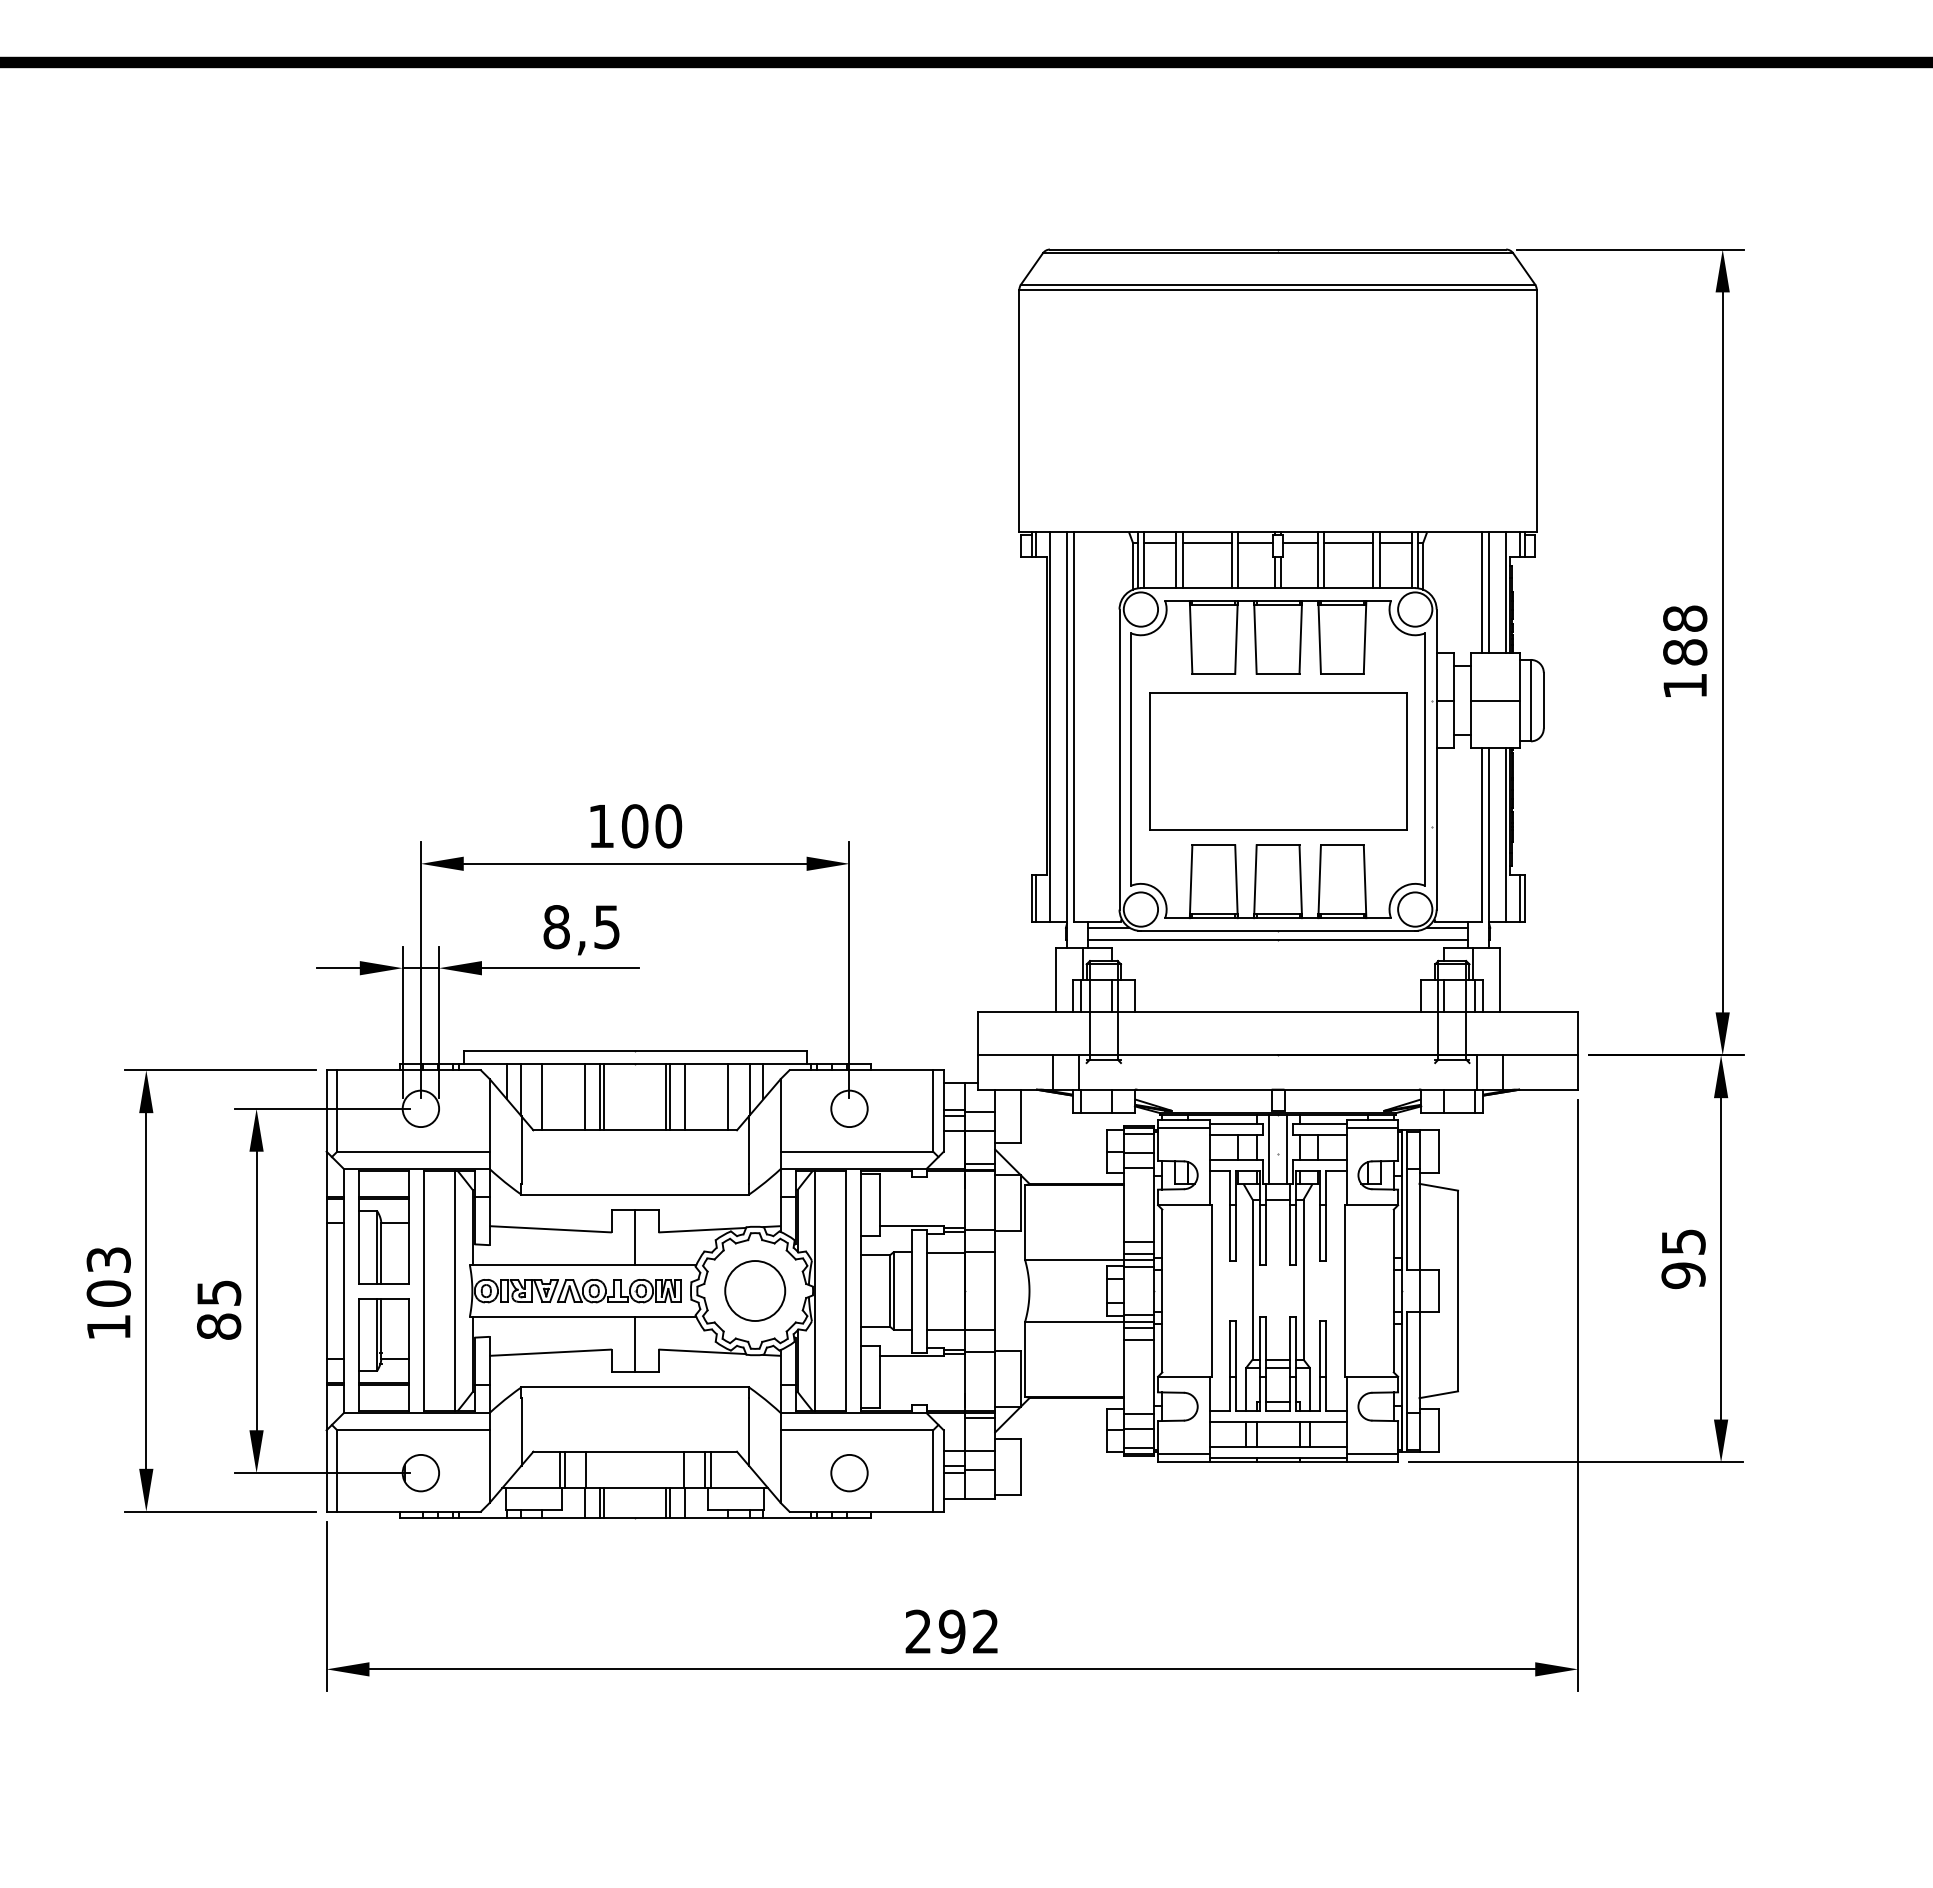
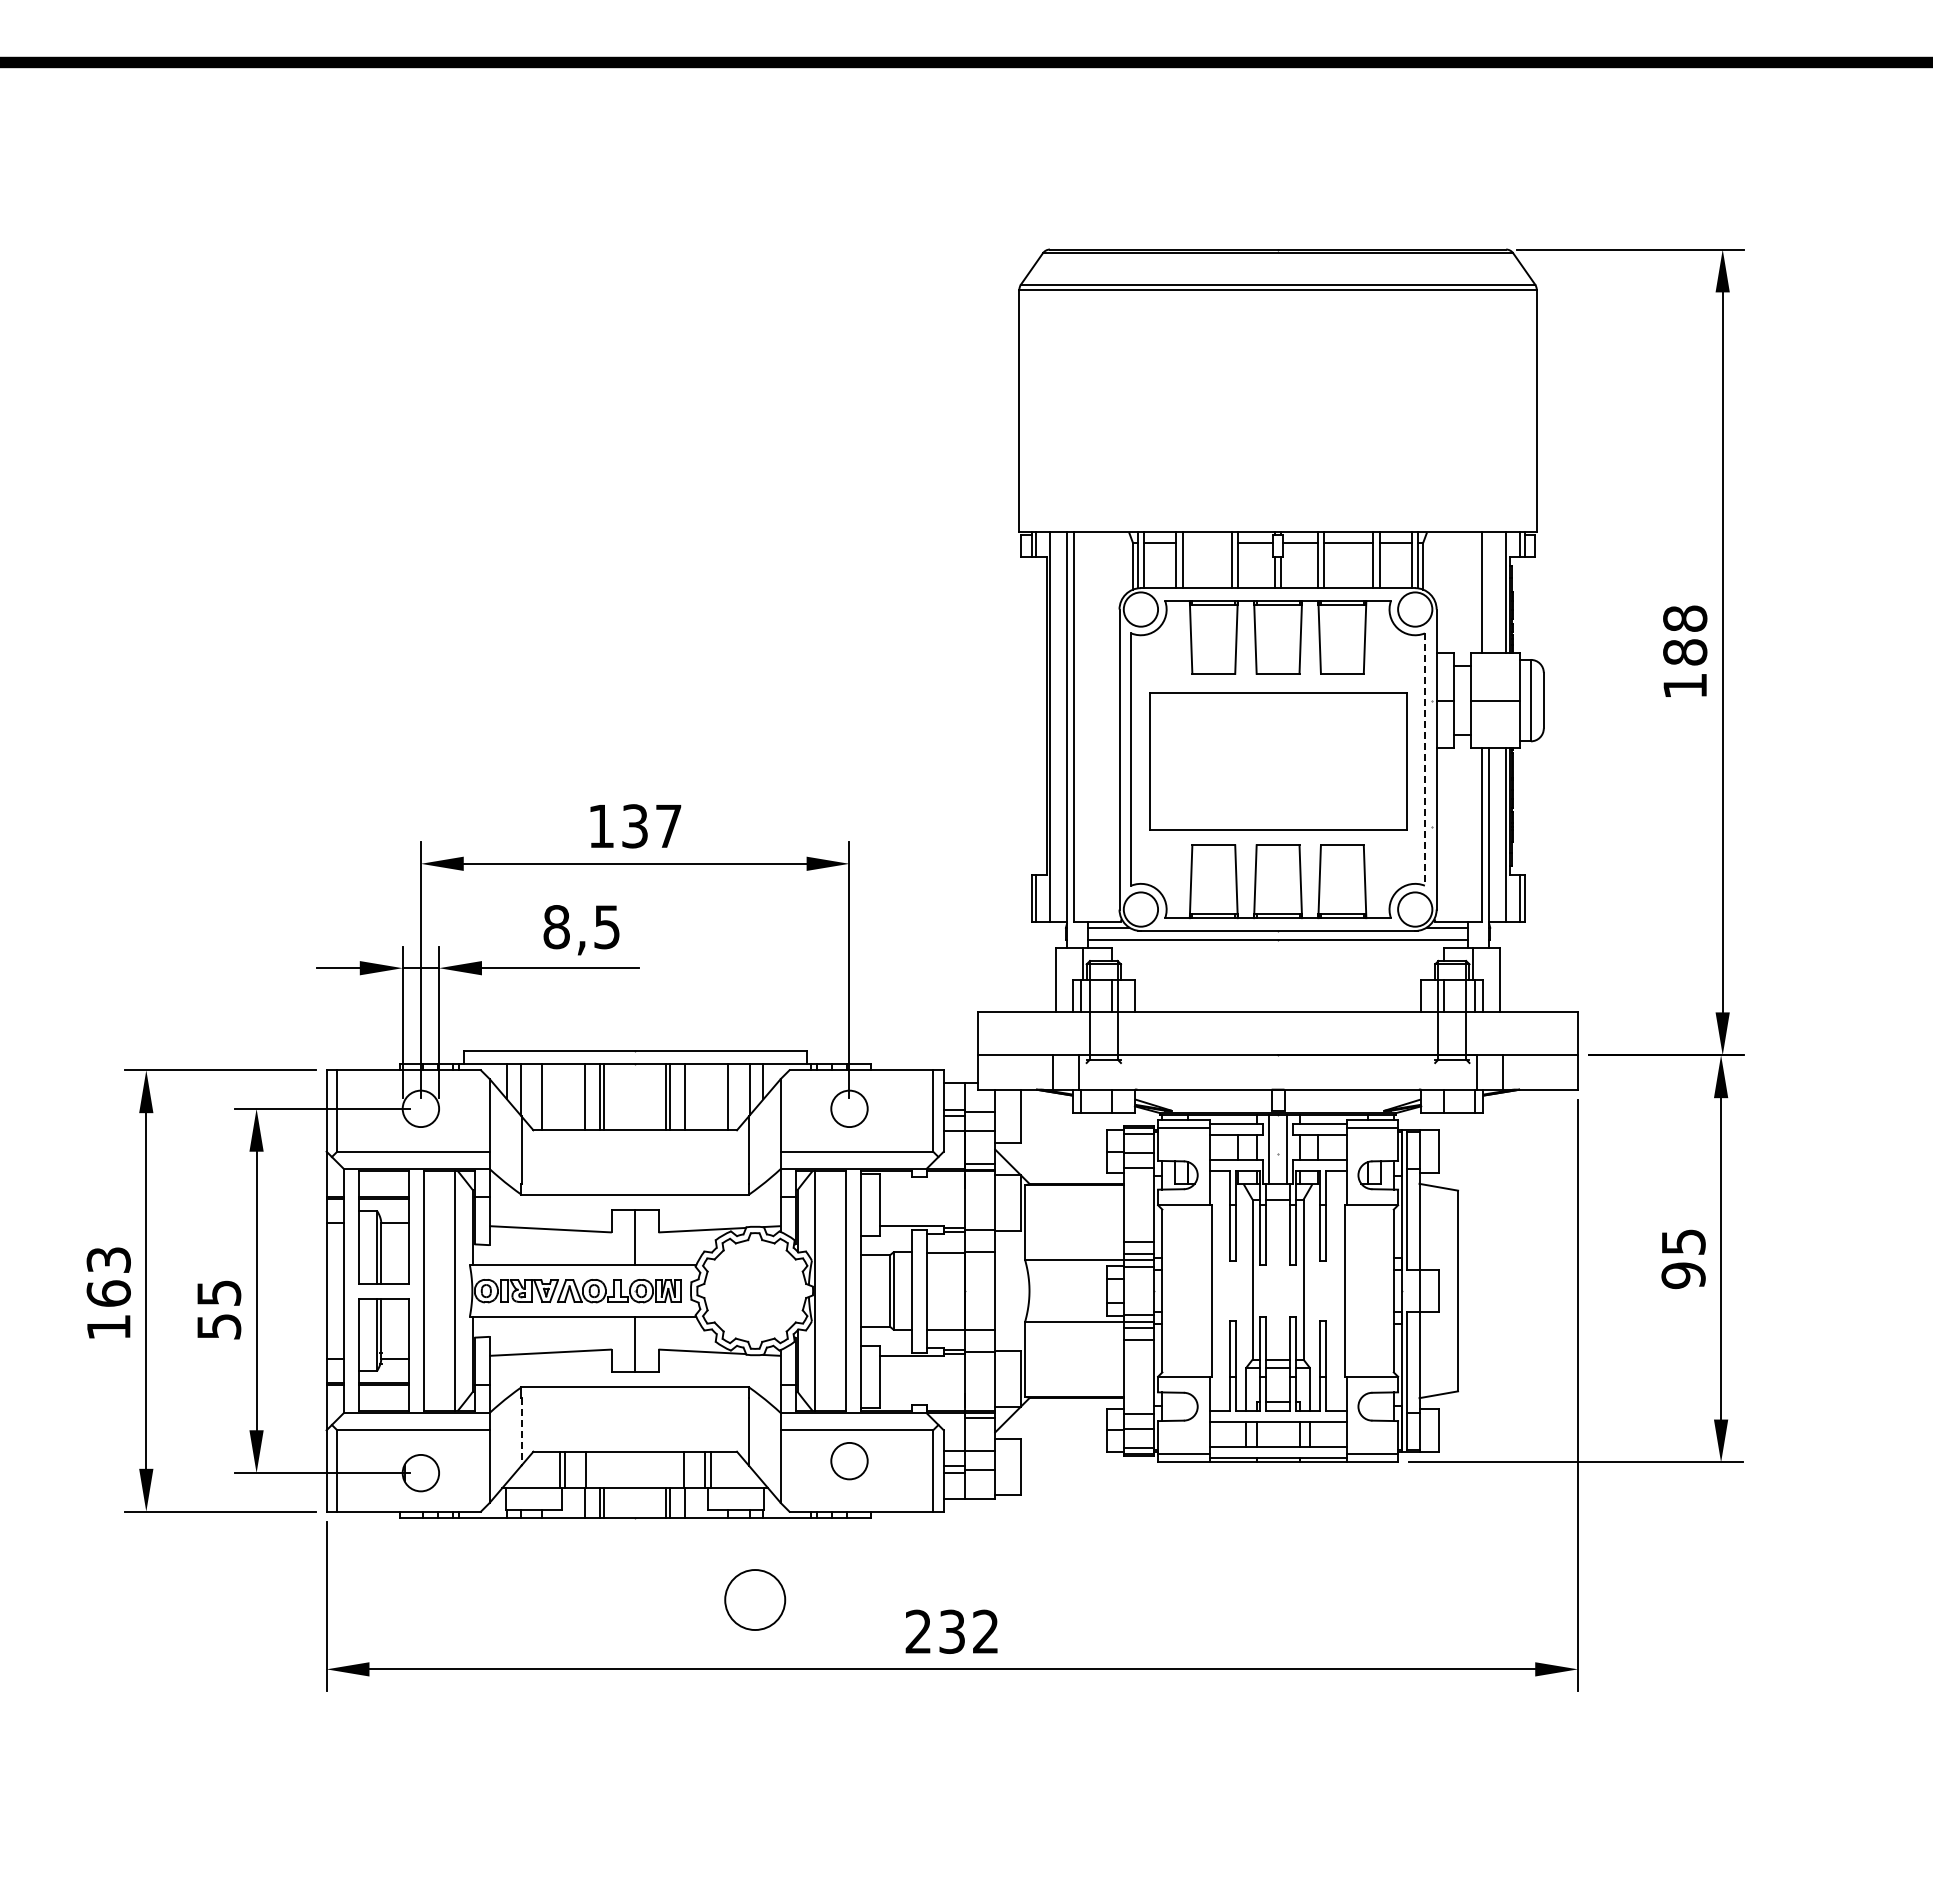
line: present -> none (1207, 543)
line: present -> none (1489, 592)
line: solid -> dashed (1424, 760)
text: 100 -> 137 (651, 826)
circle position: (755, 1290) -> (755, 1599) (755, 1599)
text: 103 -> 163 (108, 1293)
text: 85 -> 55 (219, 1326)
line: solid -> dashed (521, 1431)
circle position: (849, 1473) -> (849, 1461) (849, 1461)
text: 292 -> 232 (951, 1631)
